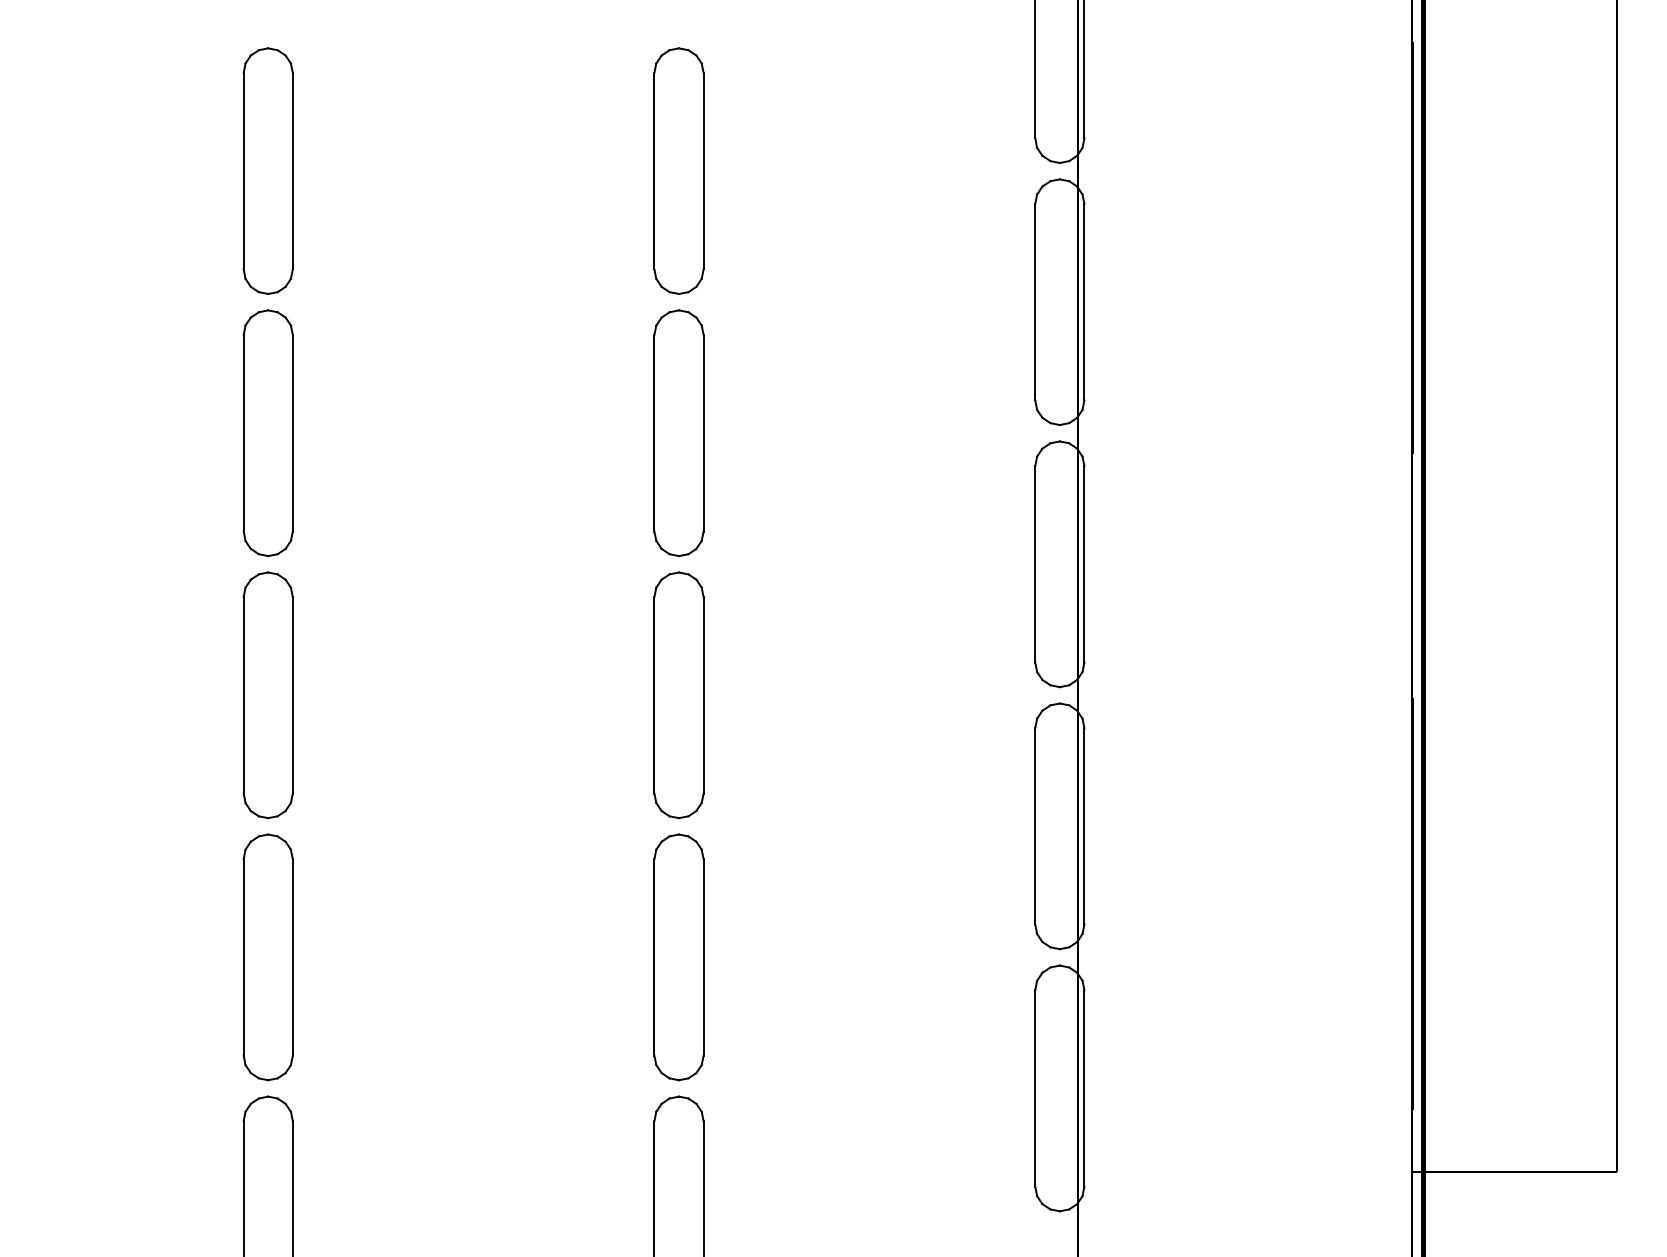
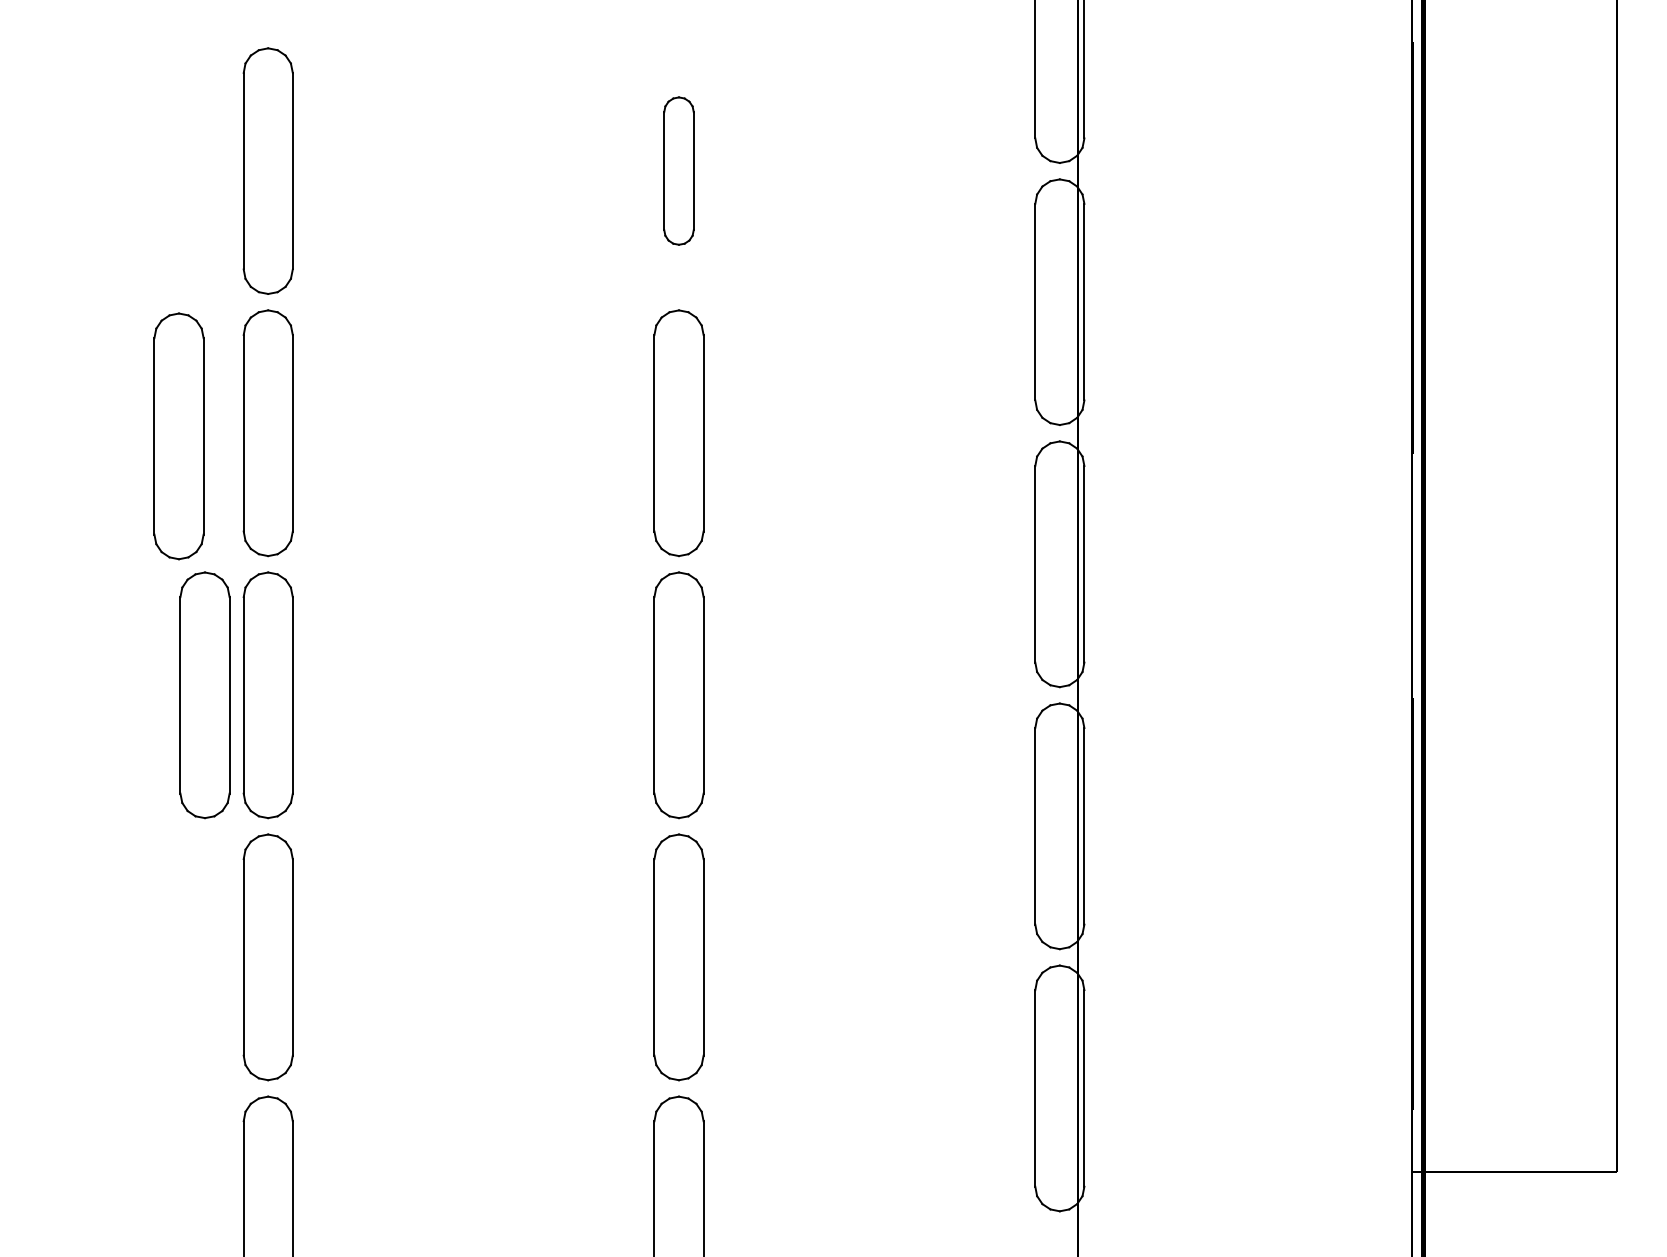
part size: 52x248 px -> 32x150 px (678, 170)
part: none -> present (178, 436)
part: none -> present (204, 695)
